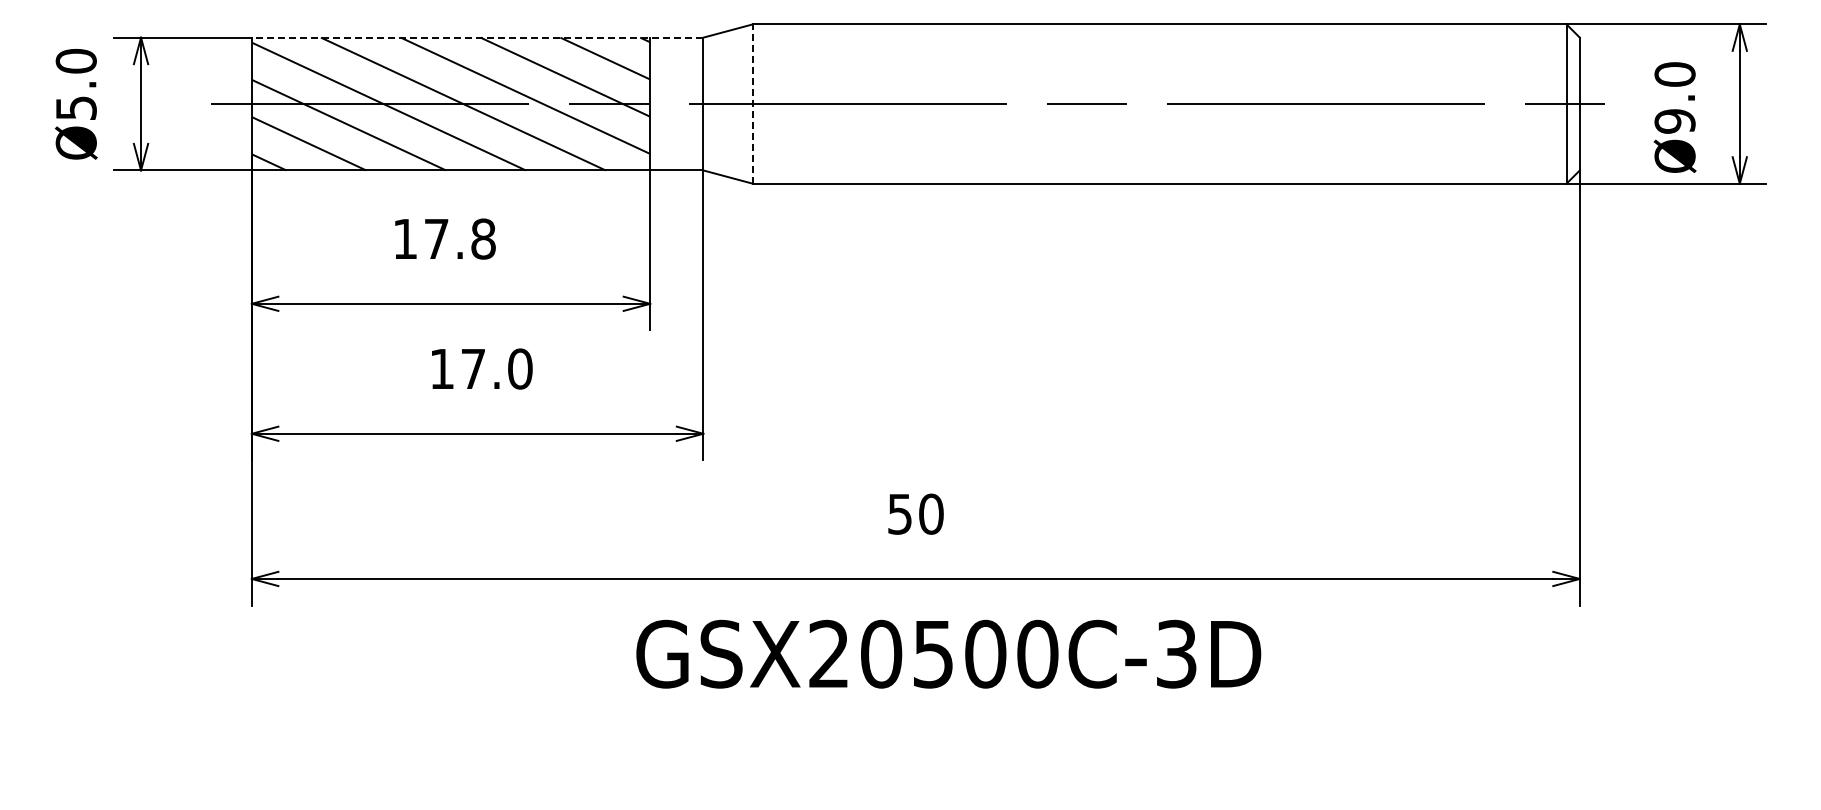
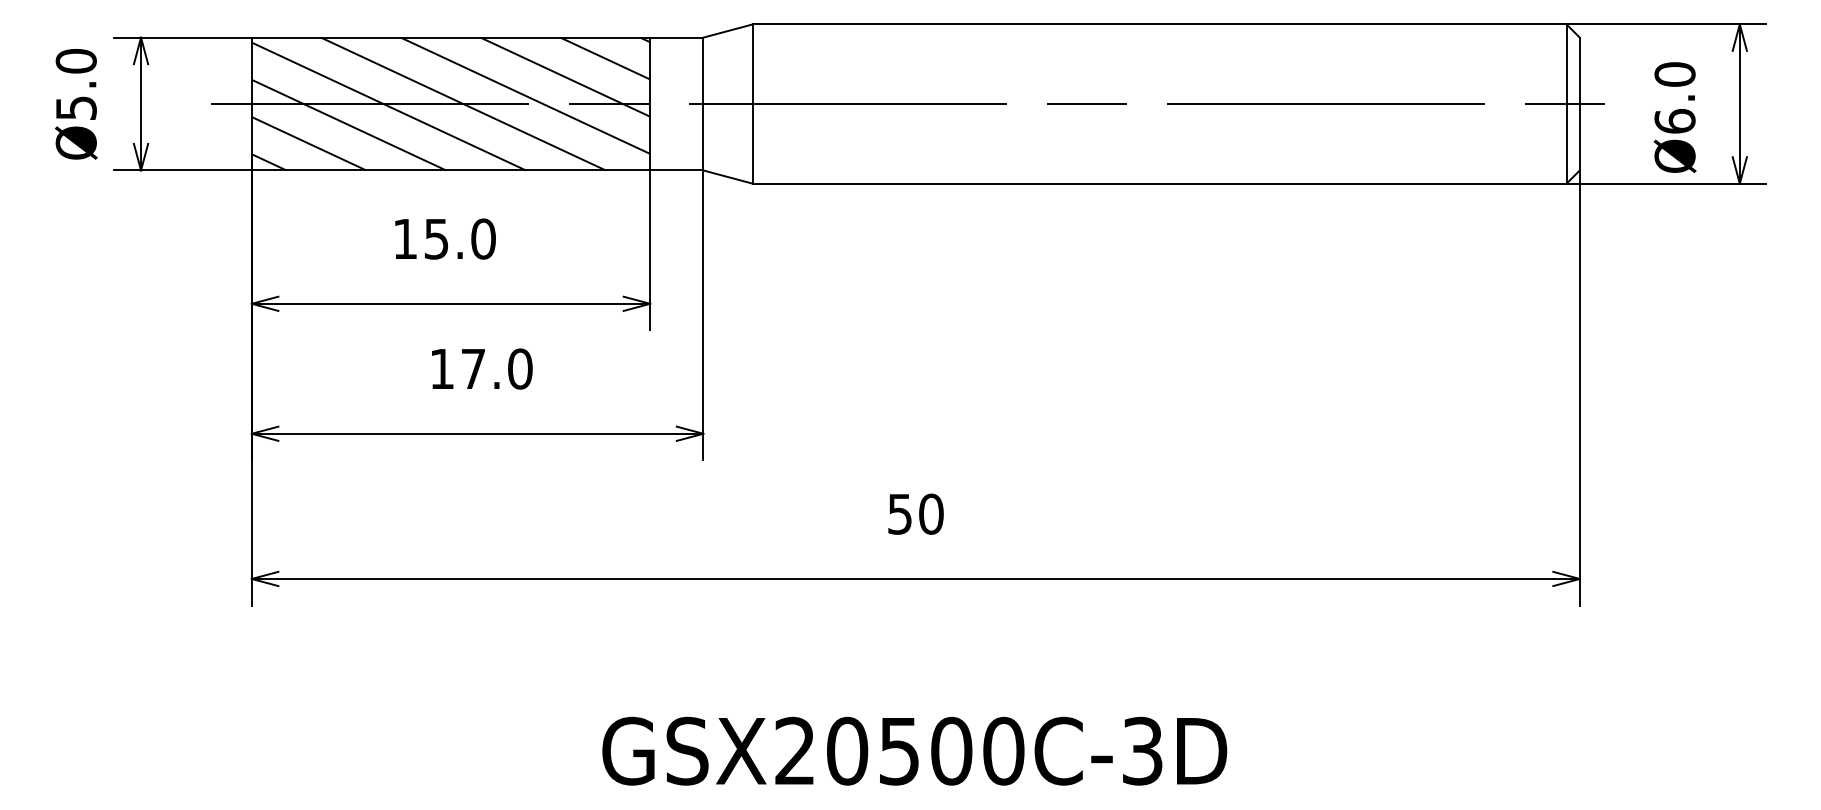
line: dashed -> solid (477, 37)
line: dashed -> solid (752, 104)
text: Ø9.0 -> Ø6.0 (1674, 120)
text: 17.8 -> 15.0 (460, 238)
text position: (948, 653) -> (914, 750) (914, 750)
